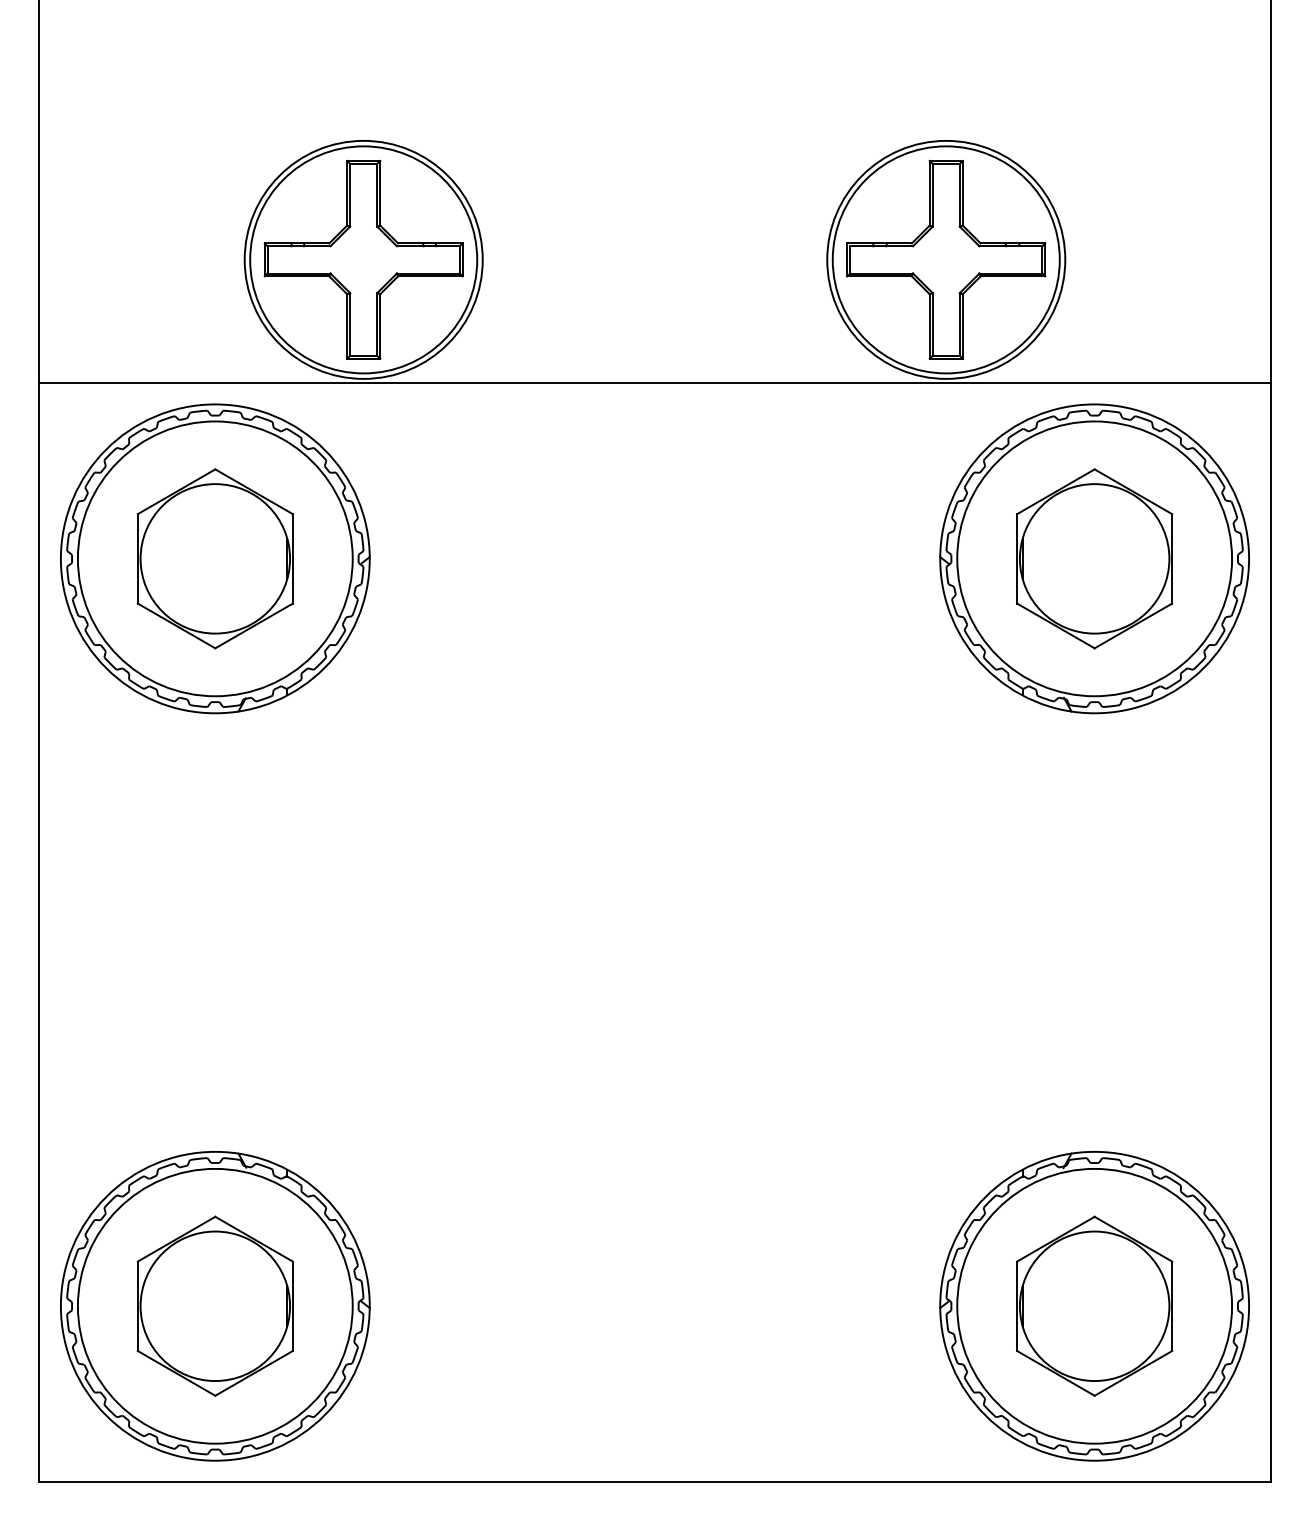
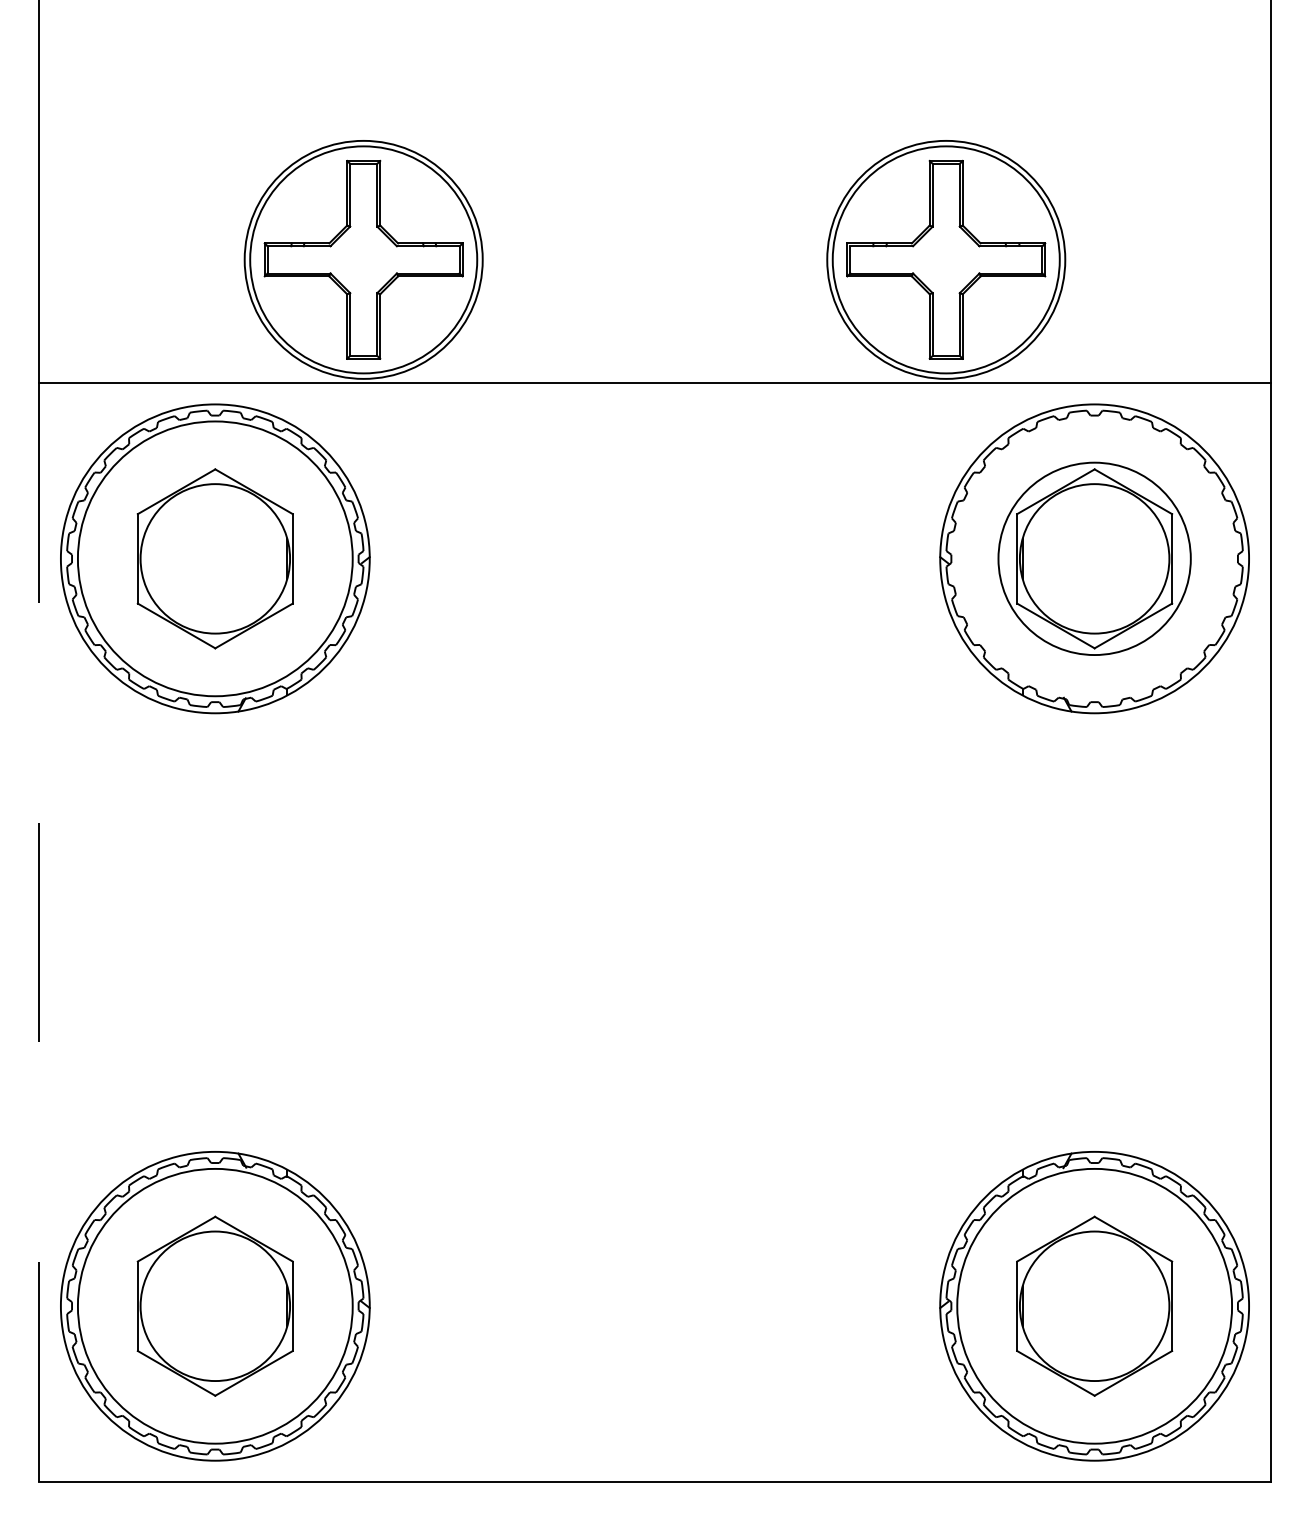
circle diameter: 275 px -> 192 px (1094, 558)
line: solid -> dashed (39, 932)
